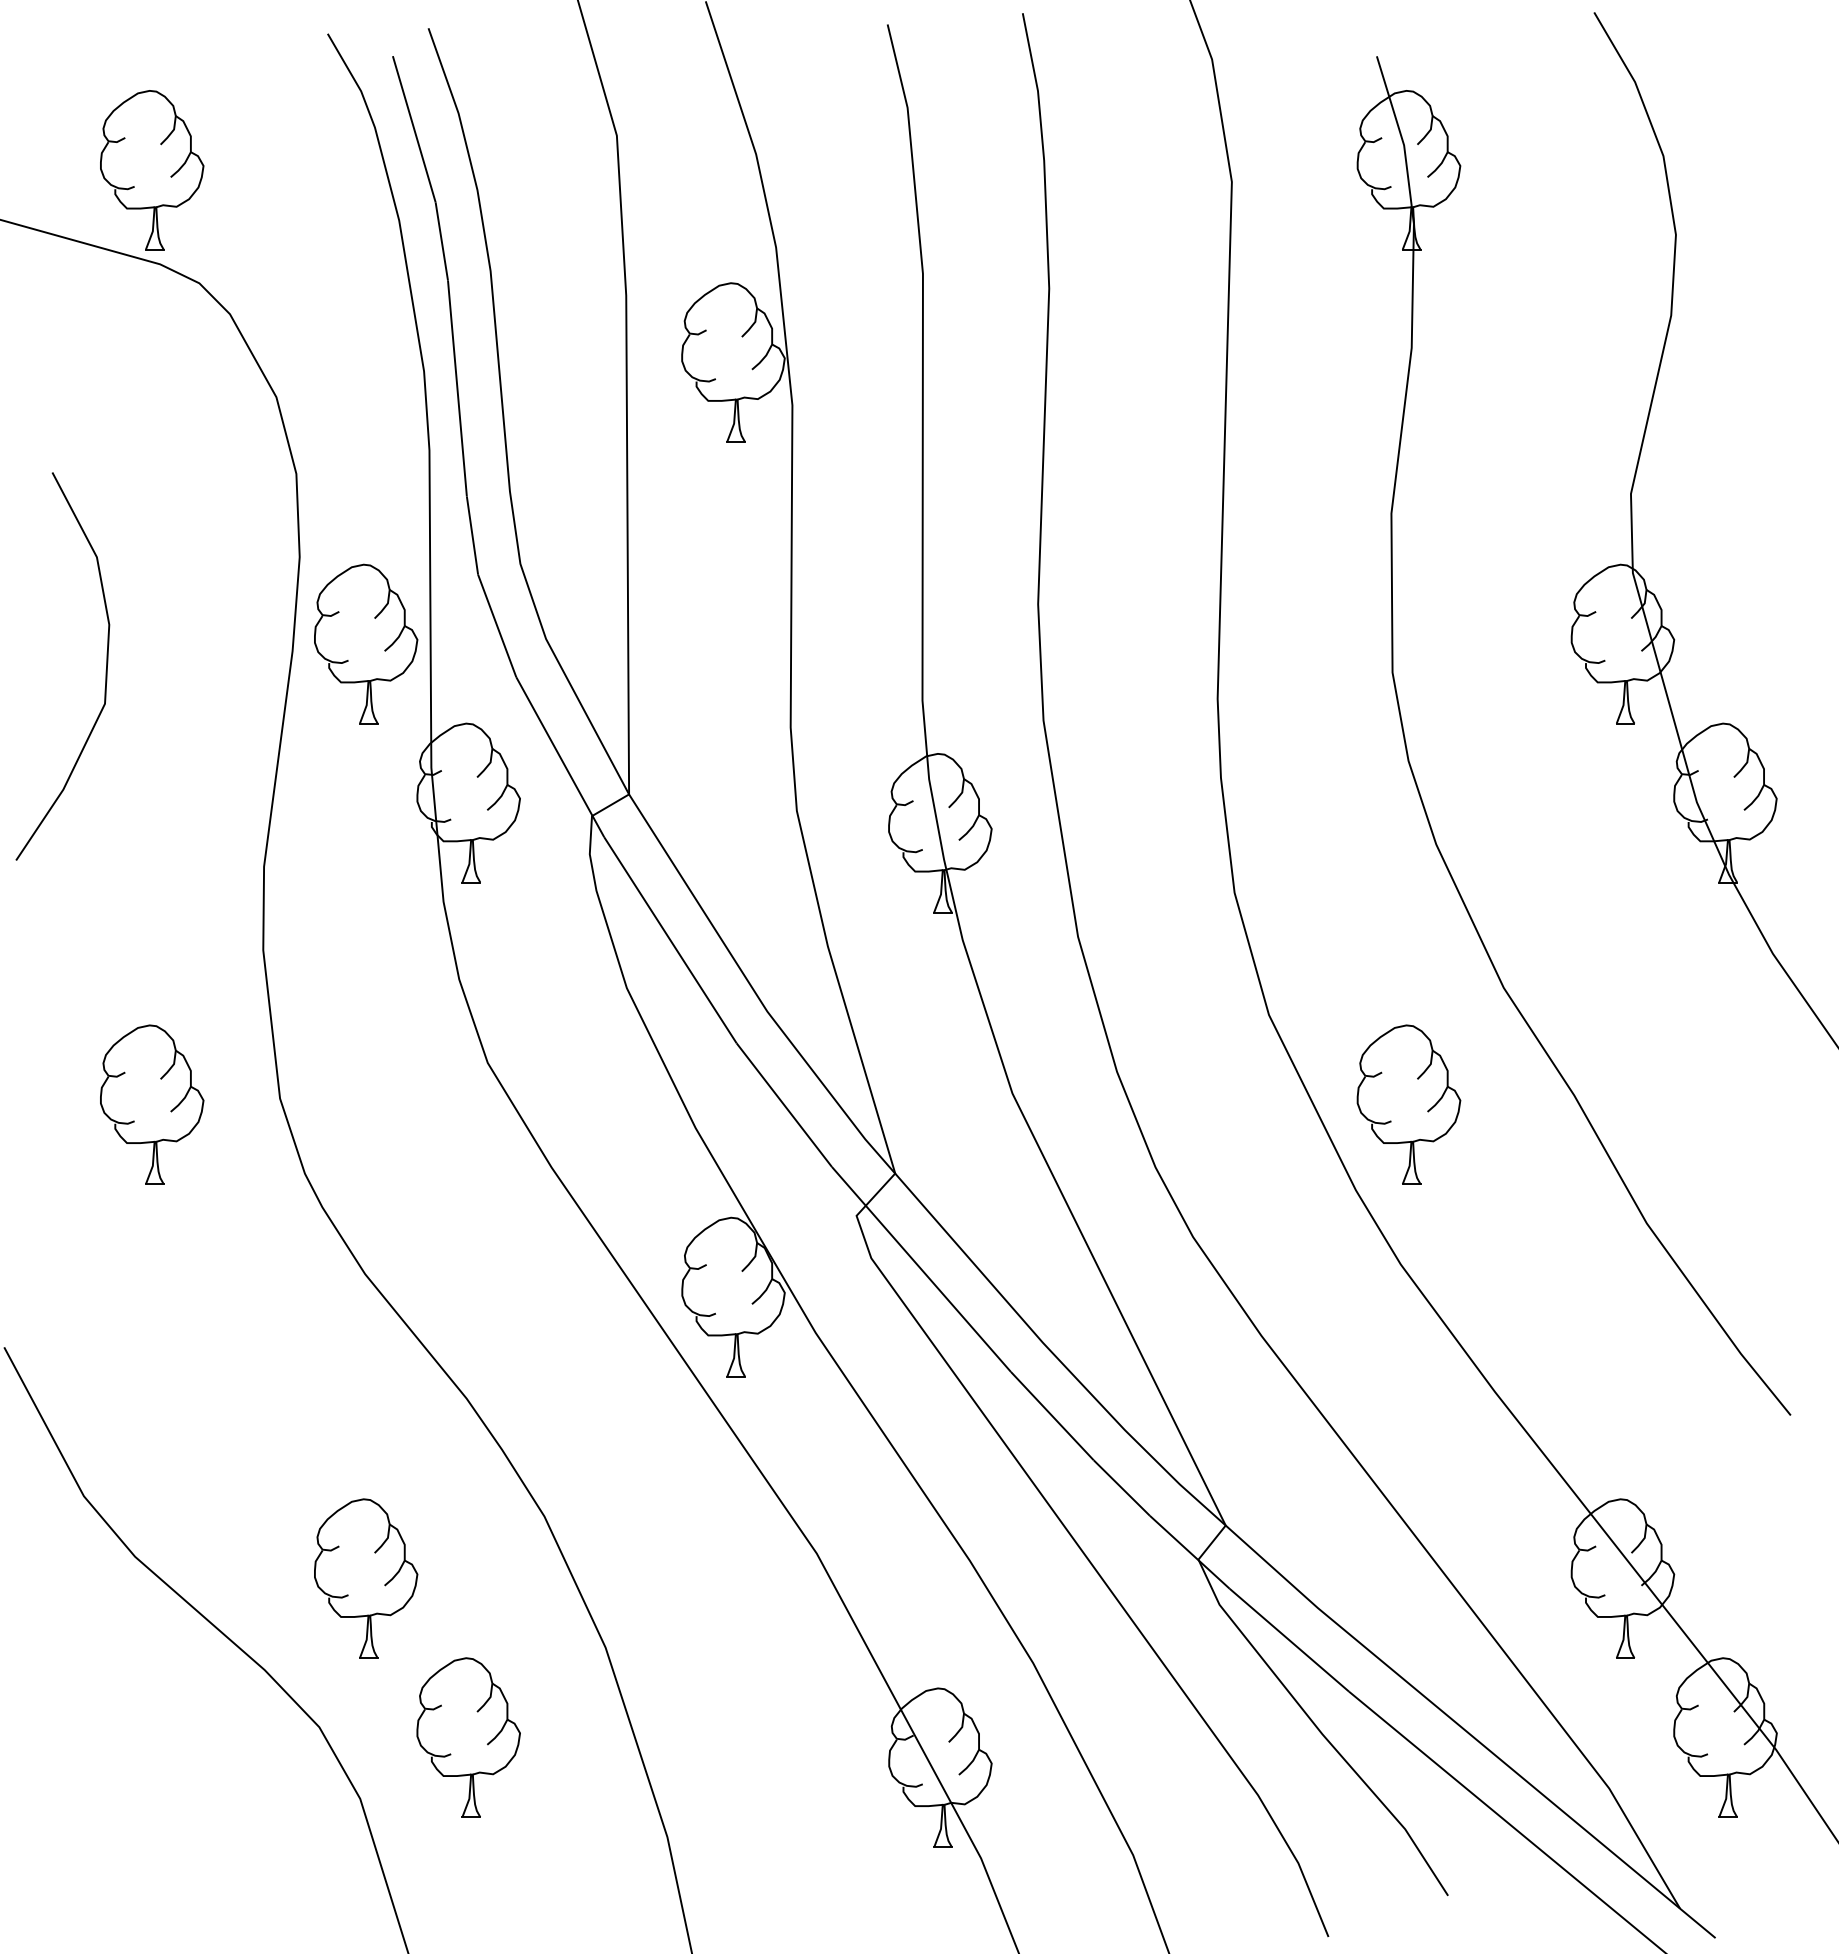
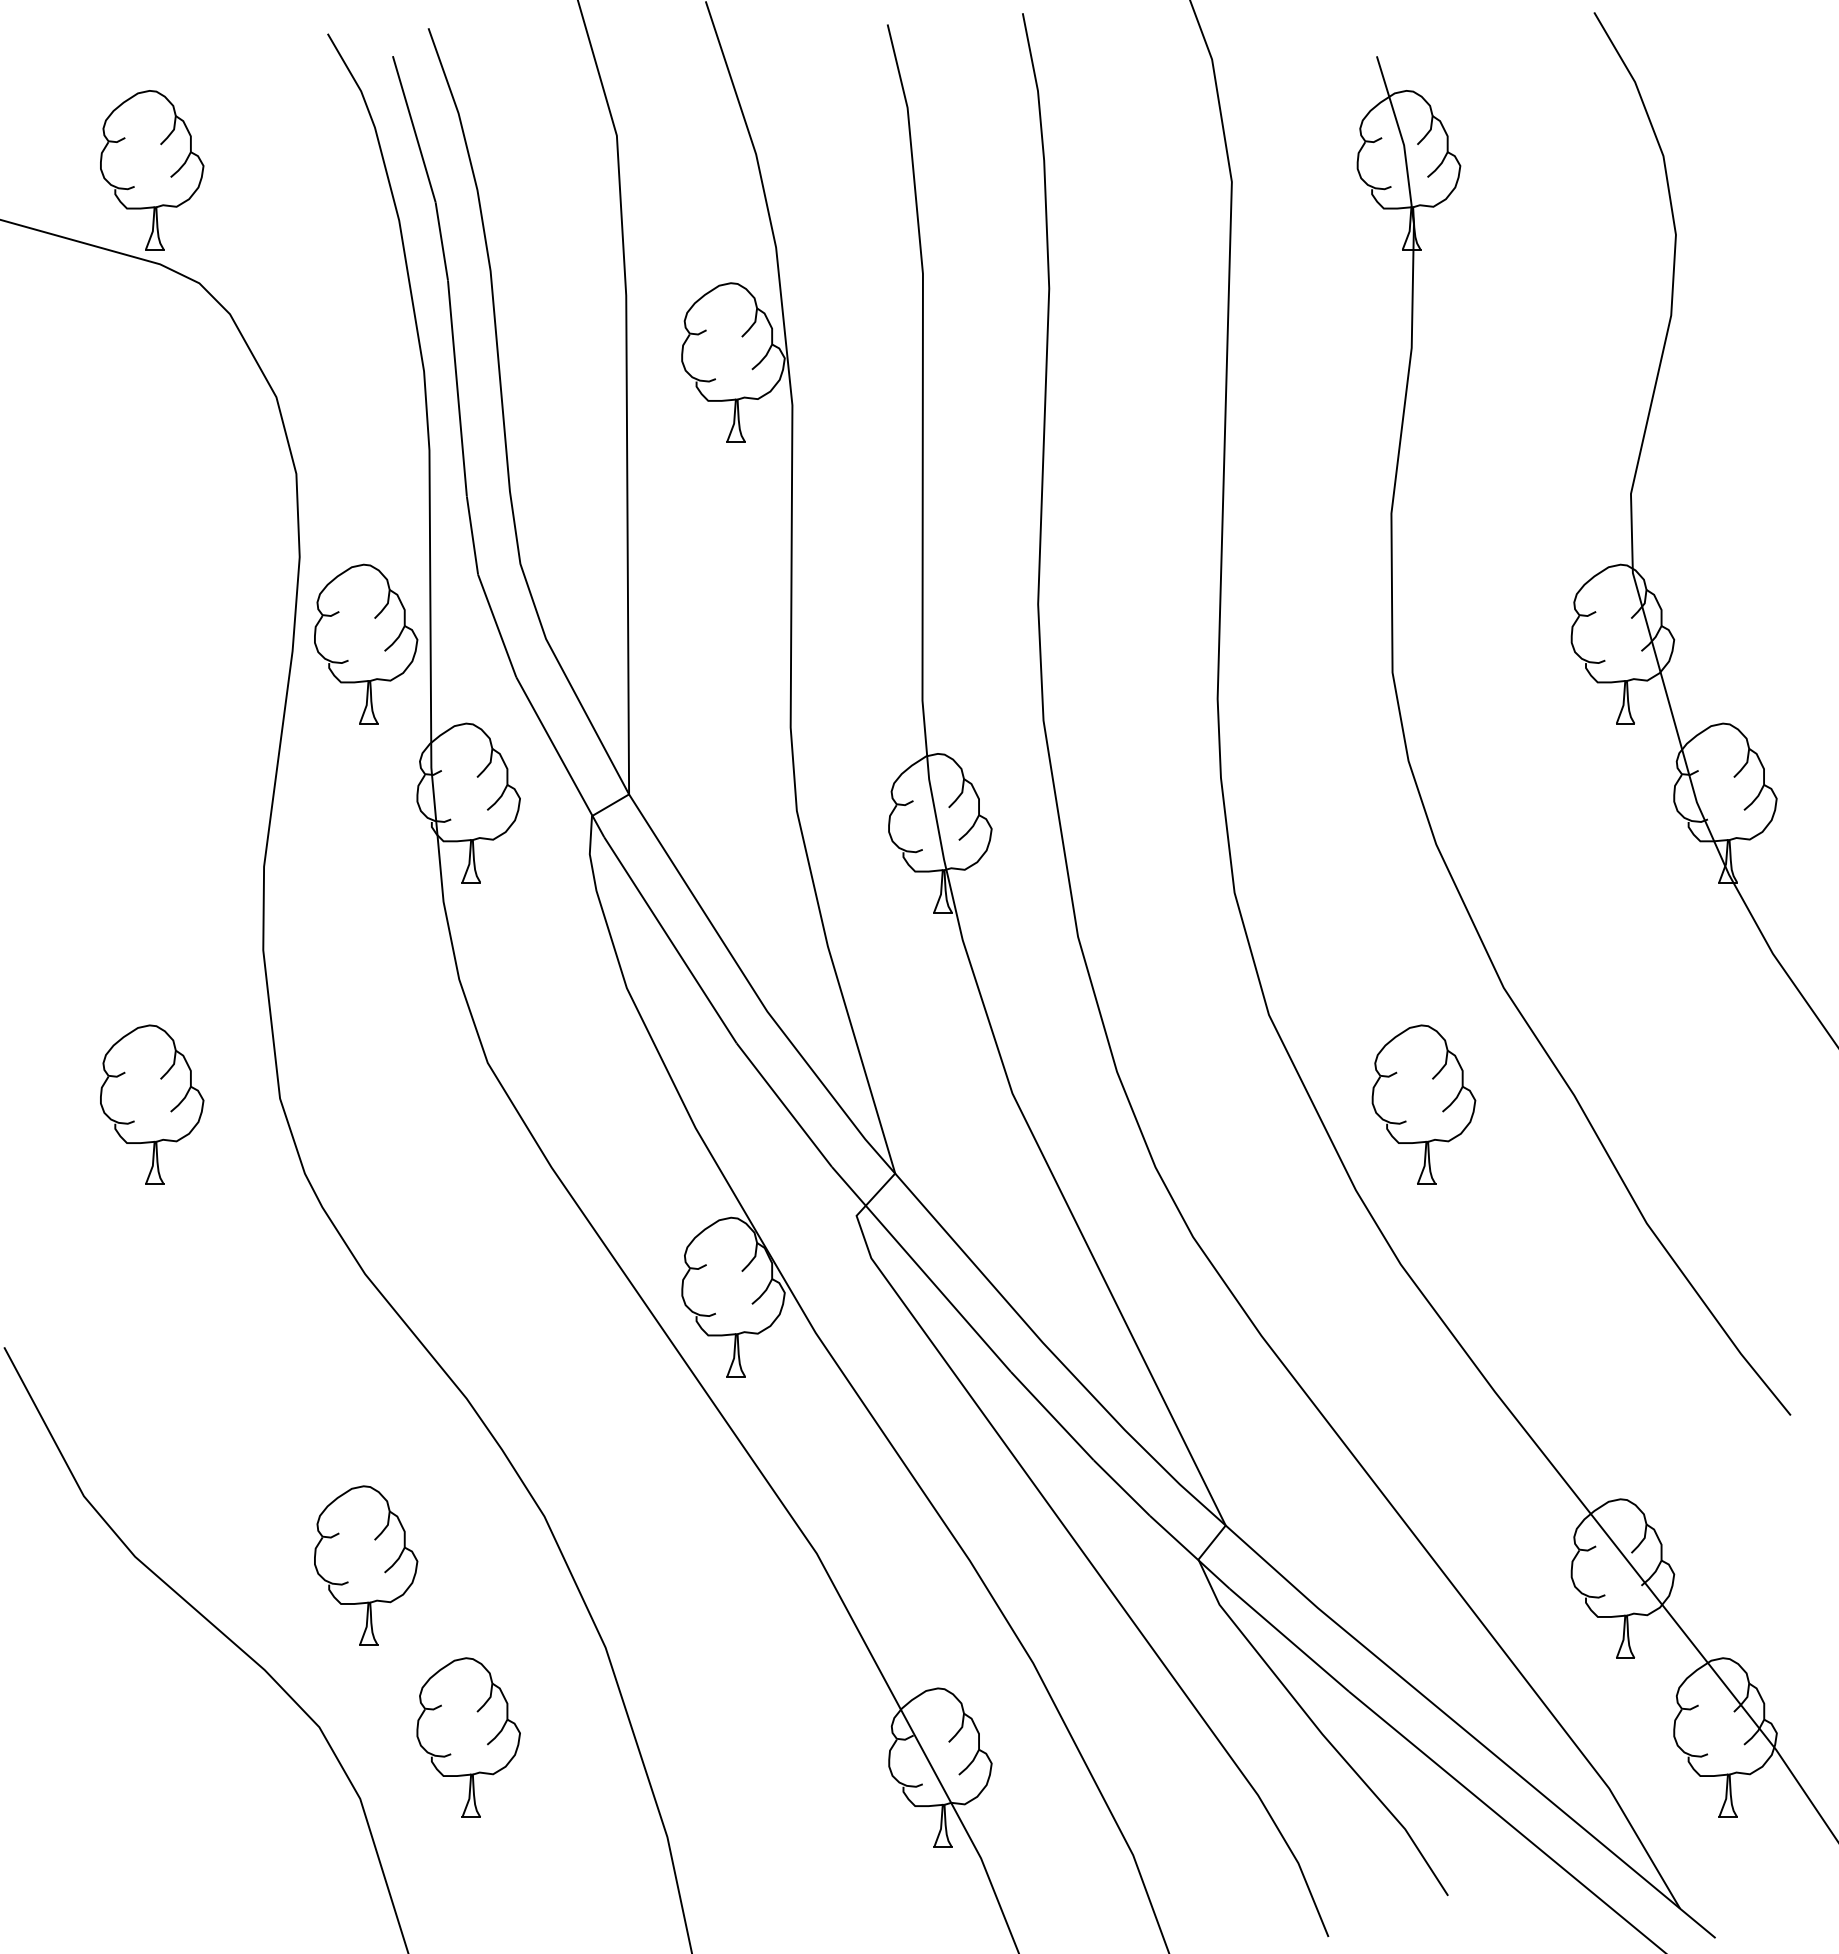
curve: present -> none (105, 670)
part position: (1408, 1104) -> (1423, 1104) (1423, 1104)
part position: (366, 1578) -> (366, 1565) (366, 1565)
